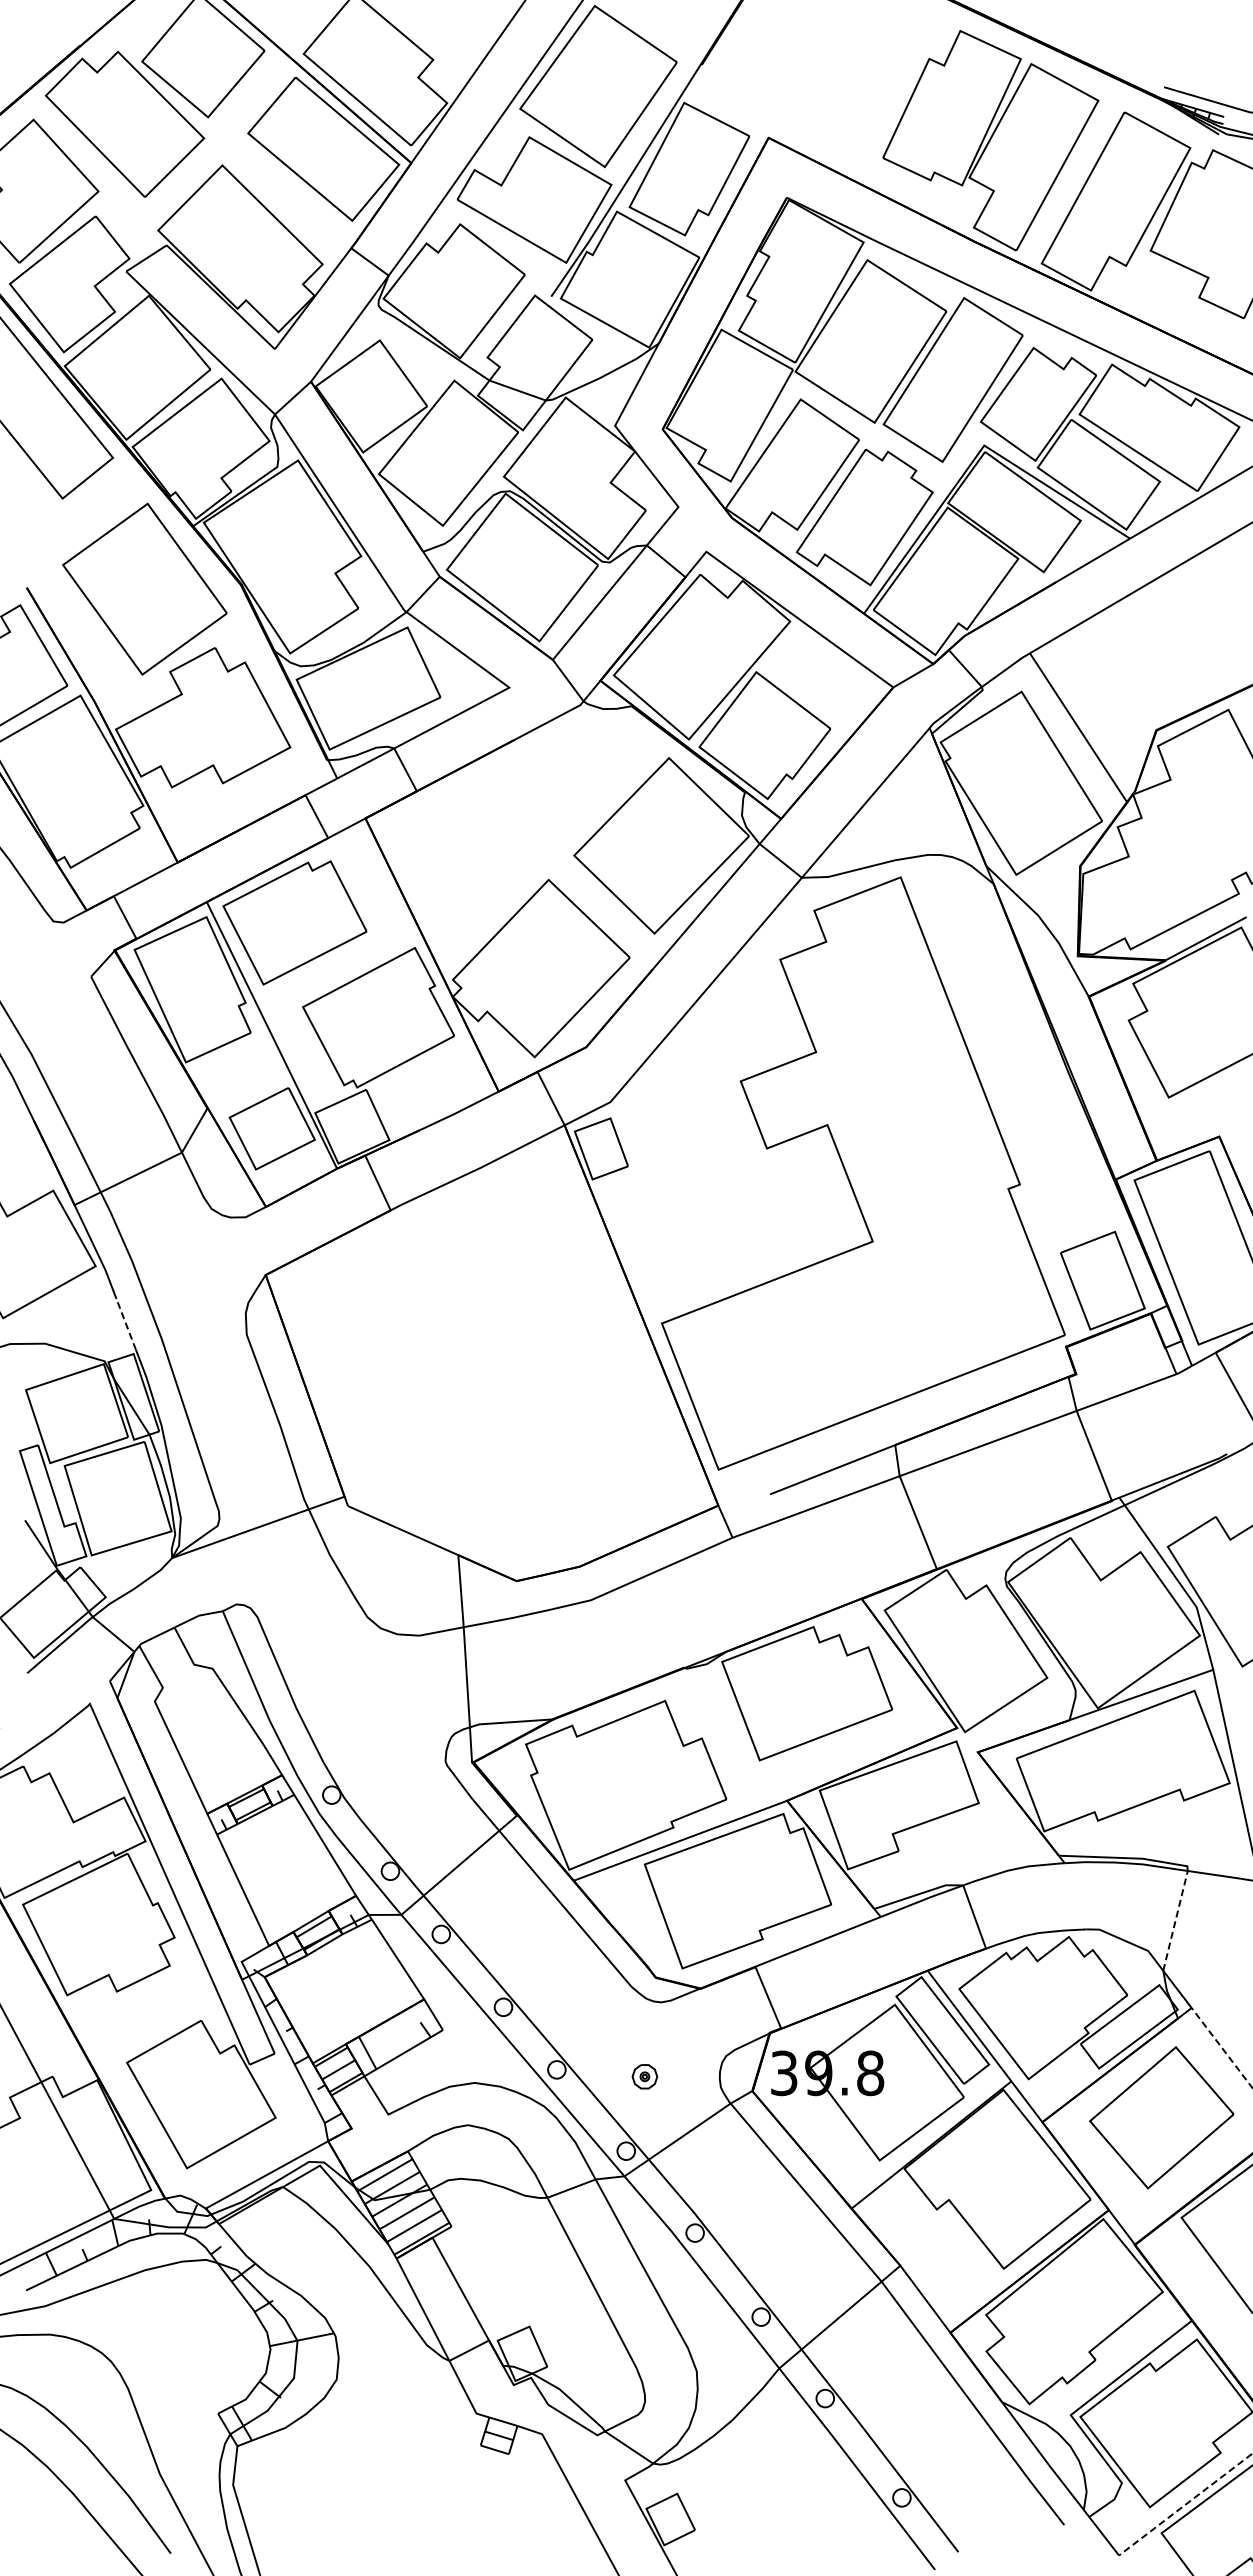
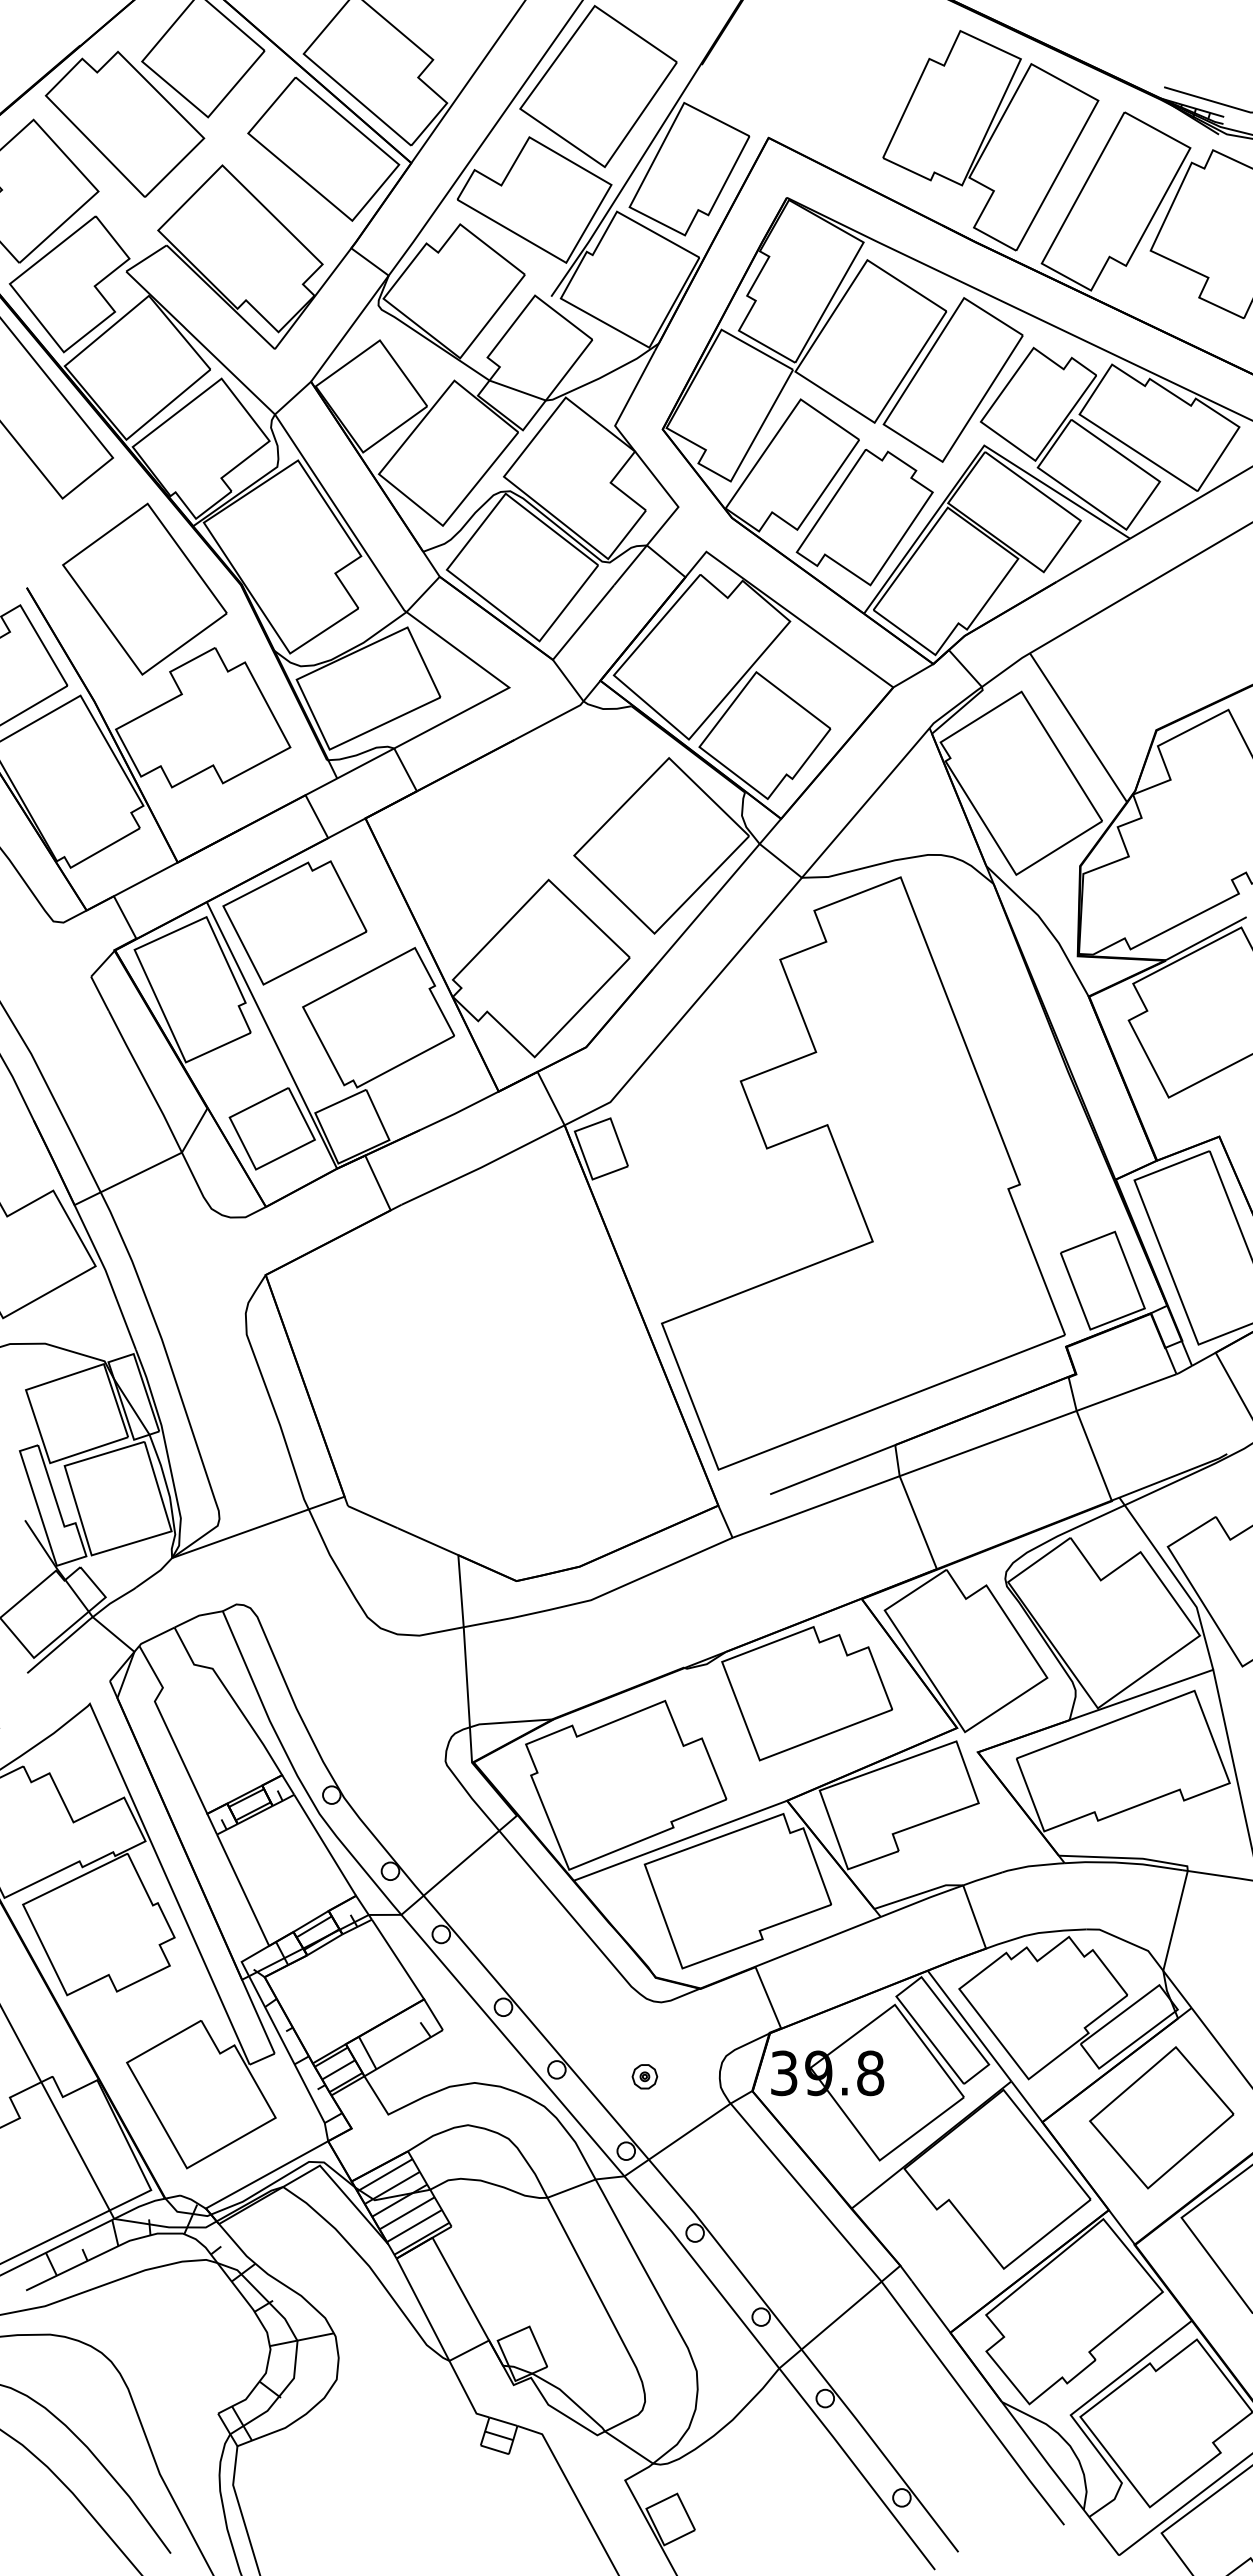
line: dashed -> solid (126, 1323)
line: dashed -> solid (1175, 1920)
line: dashed -> solid (1221, 2047)
line: dashed -> solid (1185, 2504)
